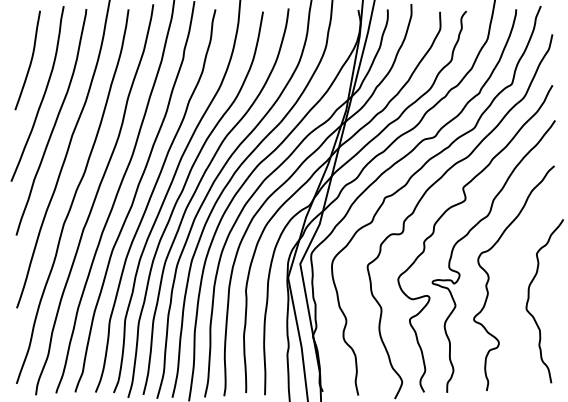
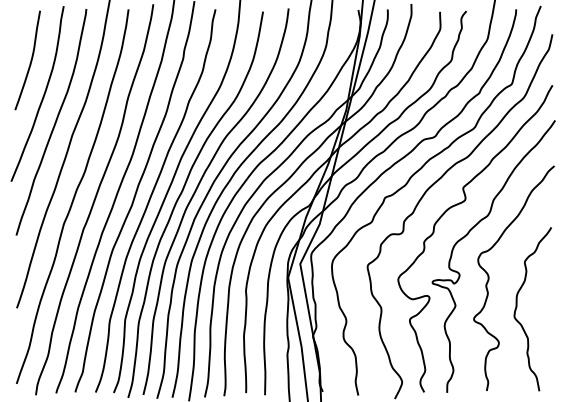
curve position: (529, 299) -> (517, 307) (517, 307)
